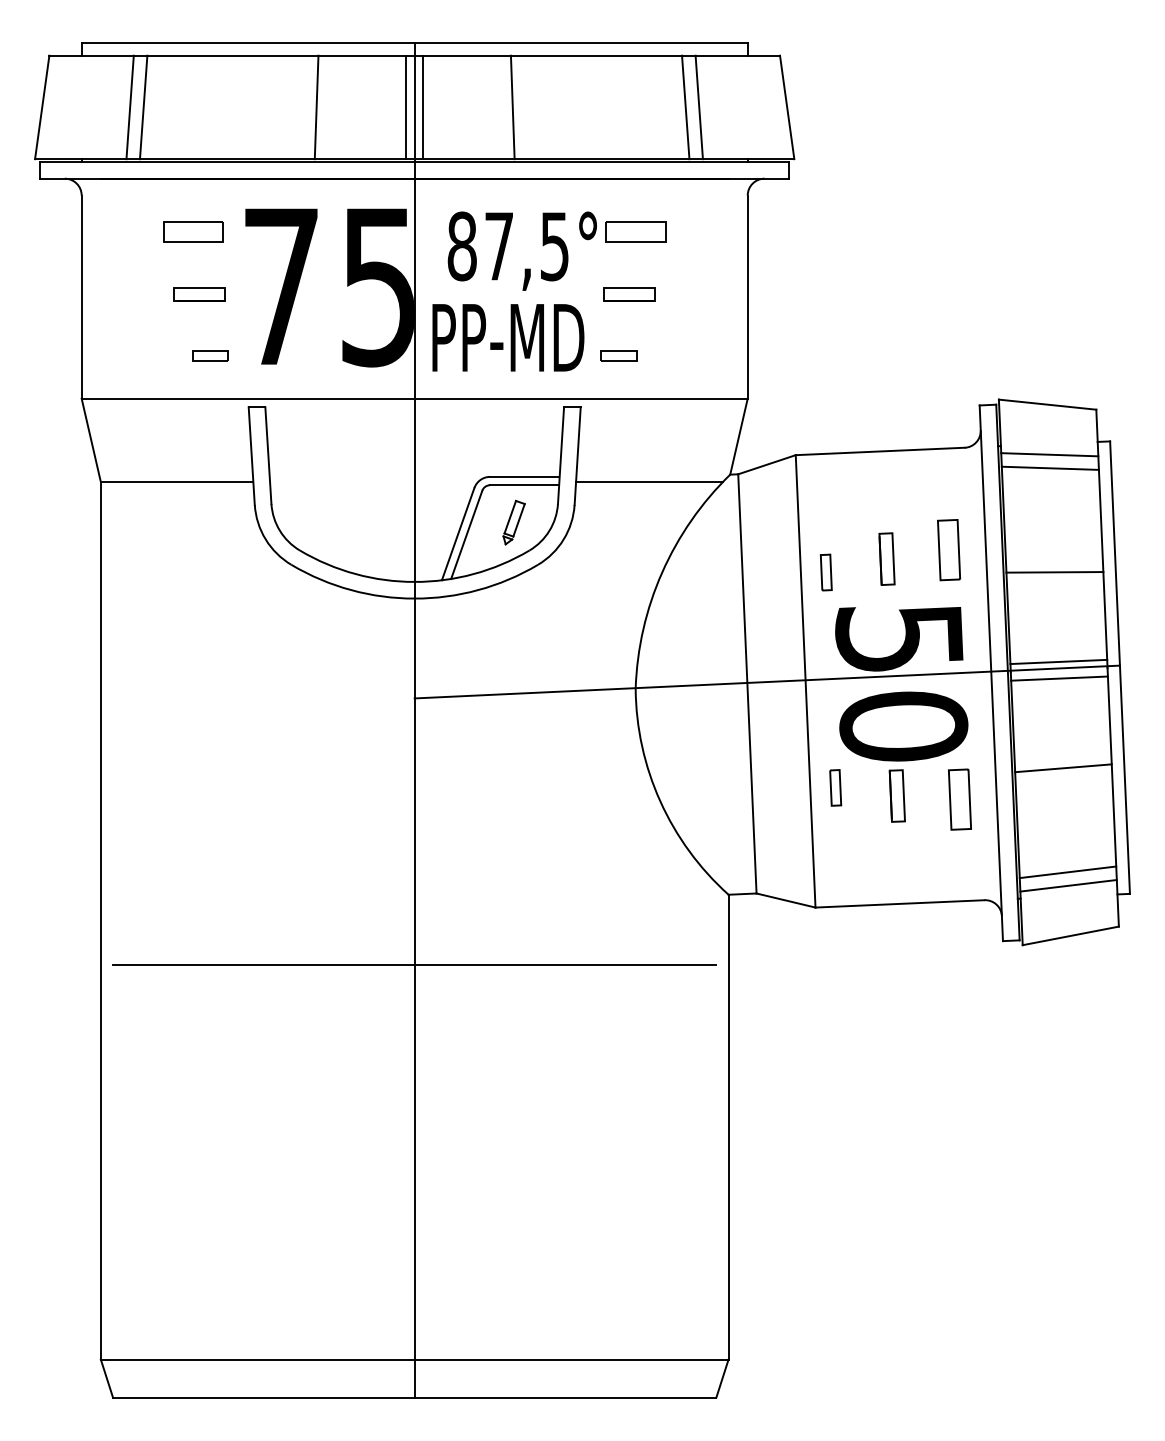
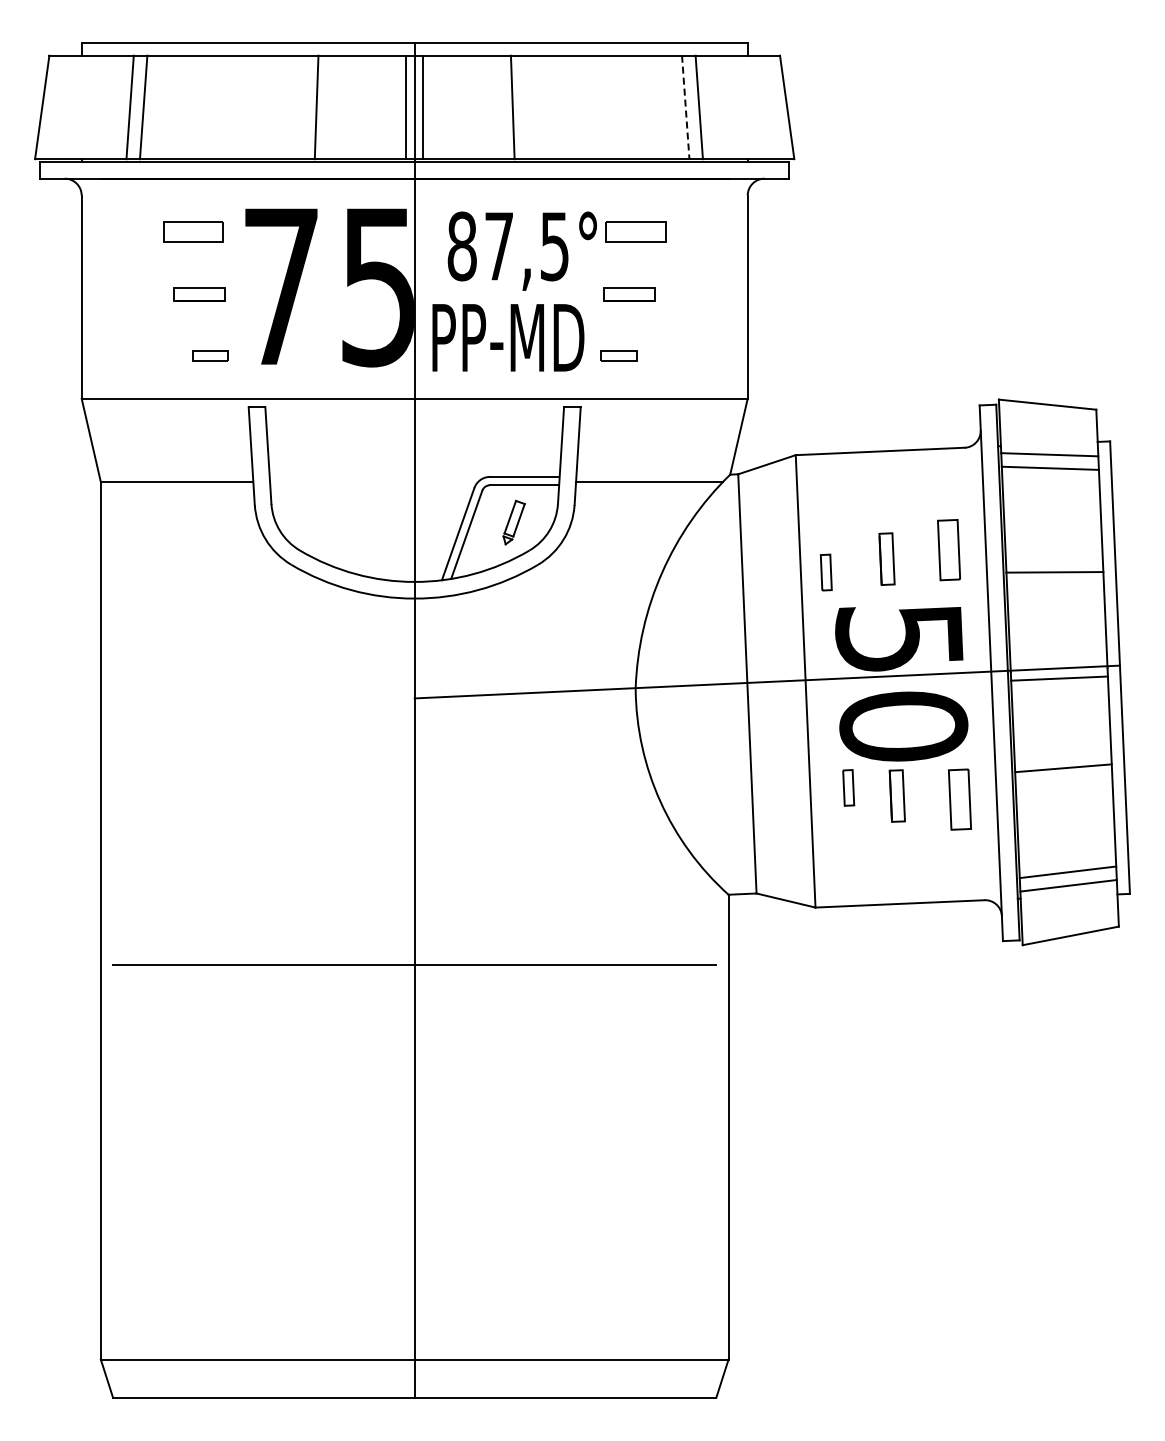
line: solid -> dashed (685, 107)
line: present -> none (1058, 661)
part position: (835, 787) -> (848, 787) (848, 787)
